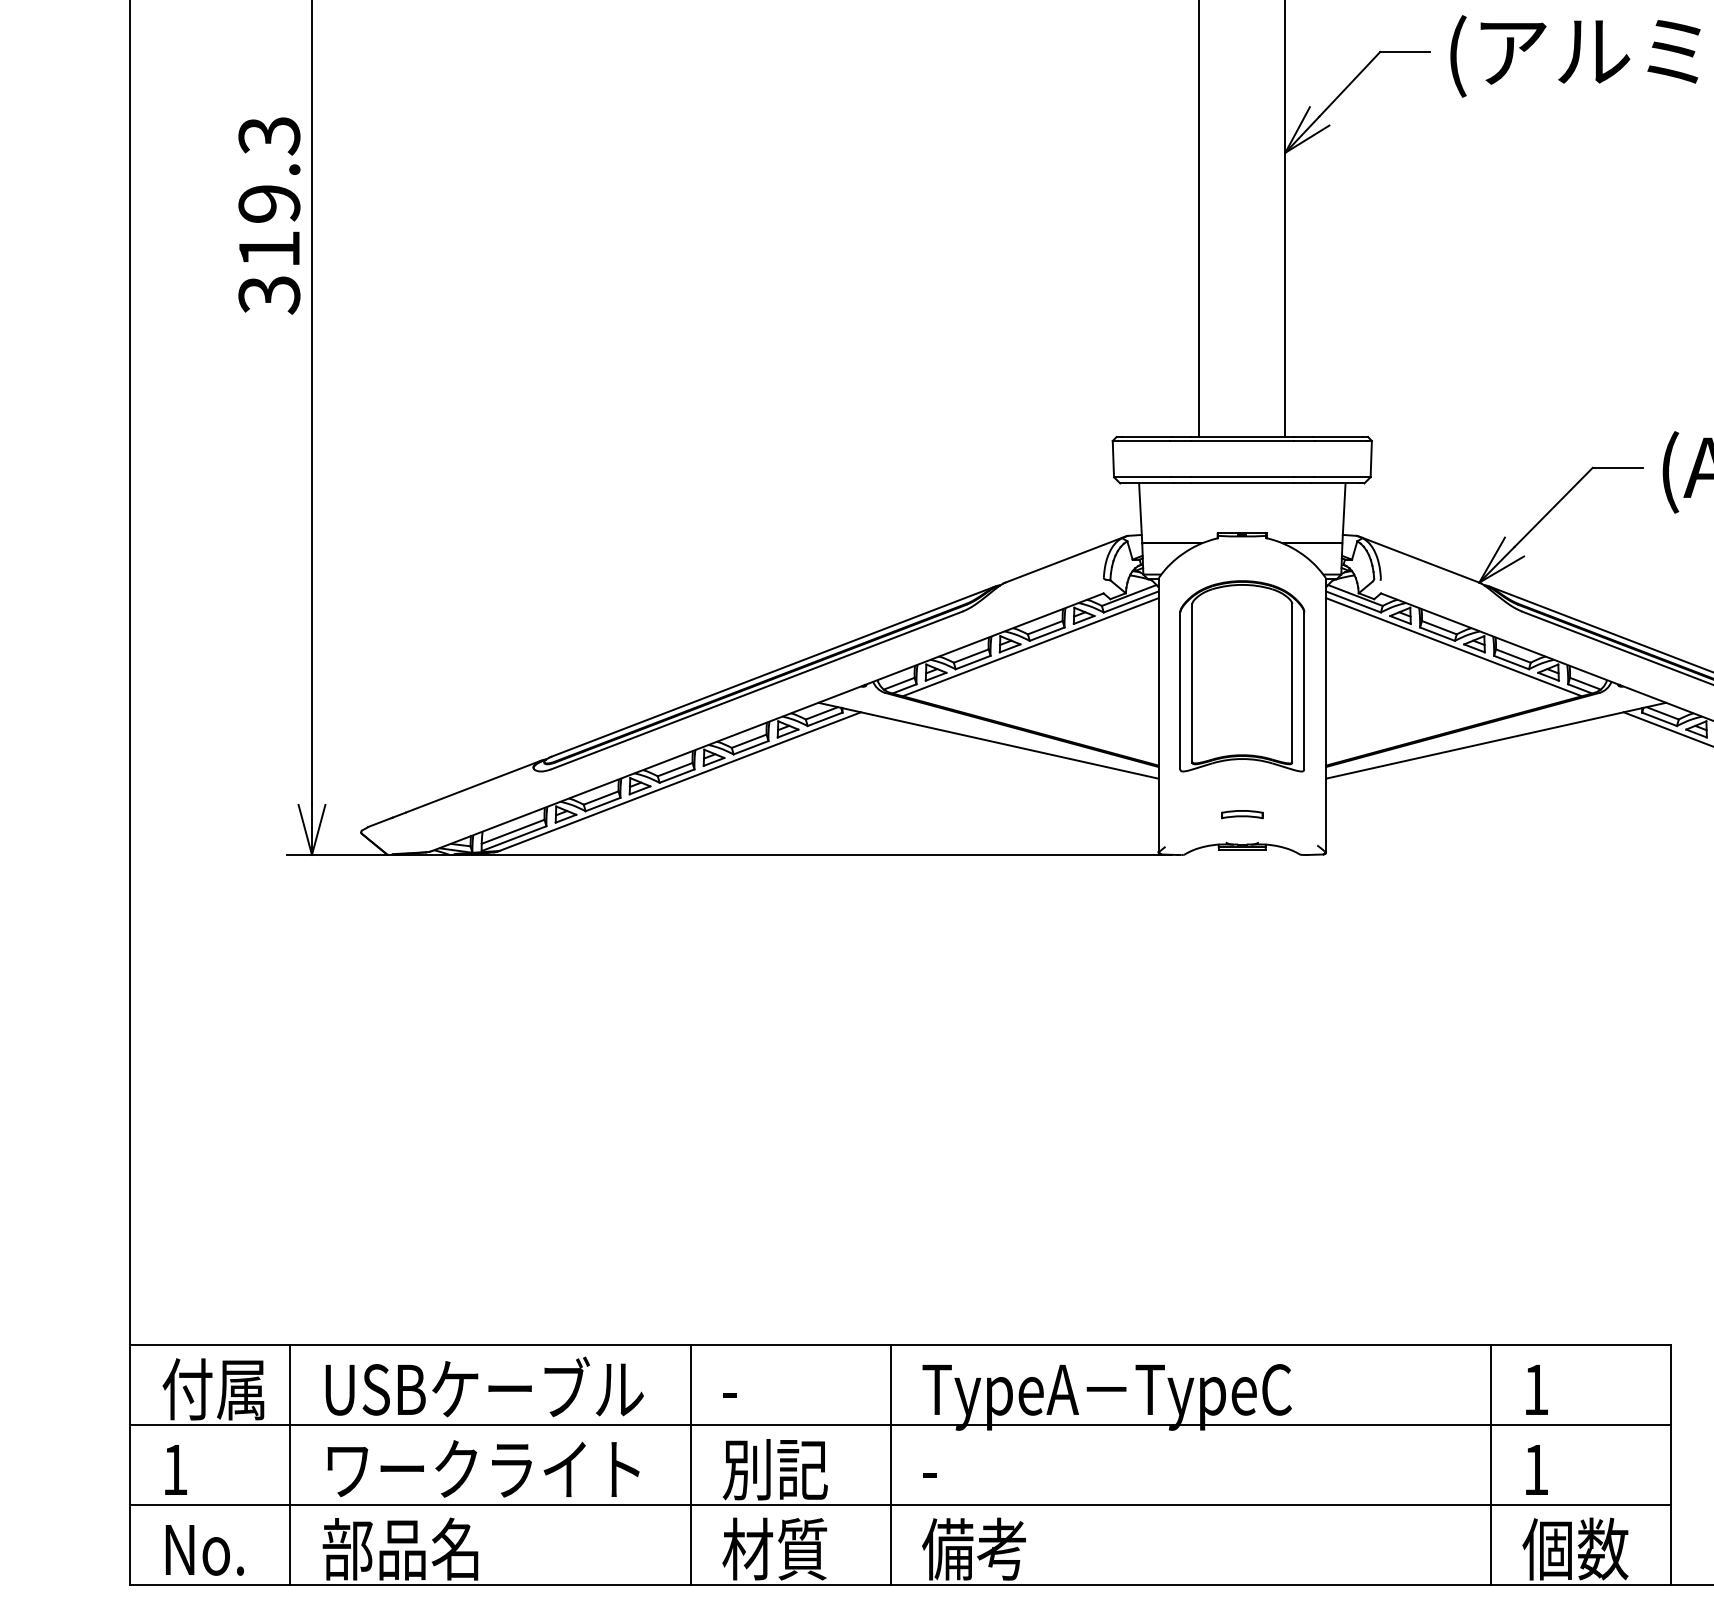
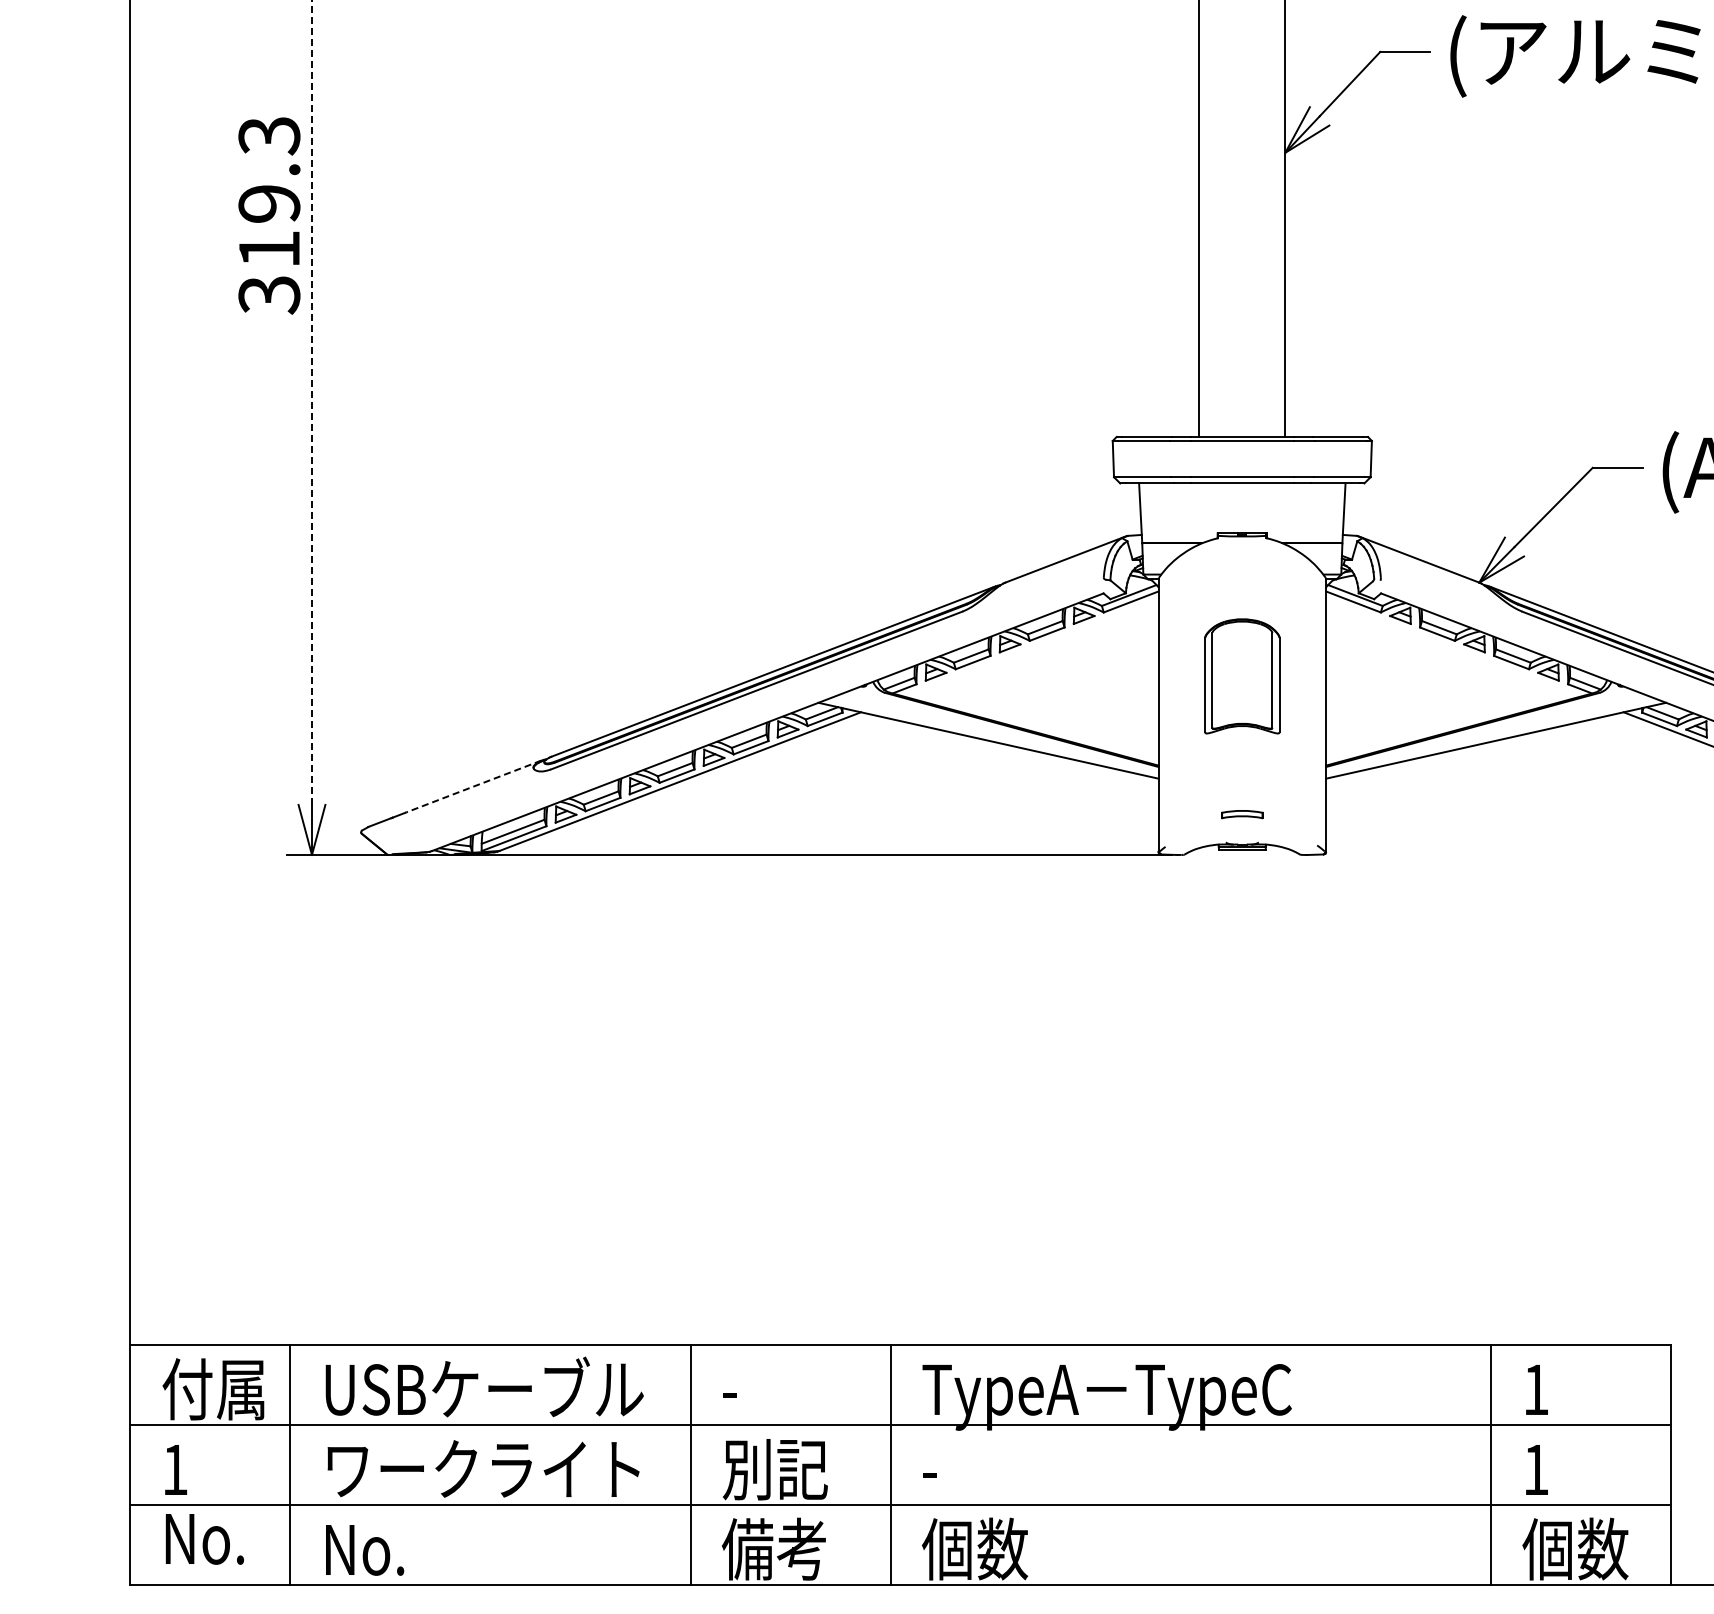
line: solid -> dashed (311, 402)
line: present -> none (1030, 647)
line: present -> none (1453, 647)
part size: 127x193 px -> 77x117 px (1242, 676)
line: solid -> dashed (473, 786)
text: 部品名 -> No. (400, 1548)
text: 材質 -> 備考 (774, 1548)
text: 備考 -> 個数 (975, 1548)
text position: (204, 1550) -> (204, 1539) (204, 1539)
